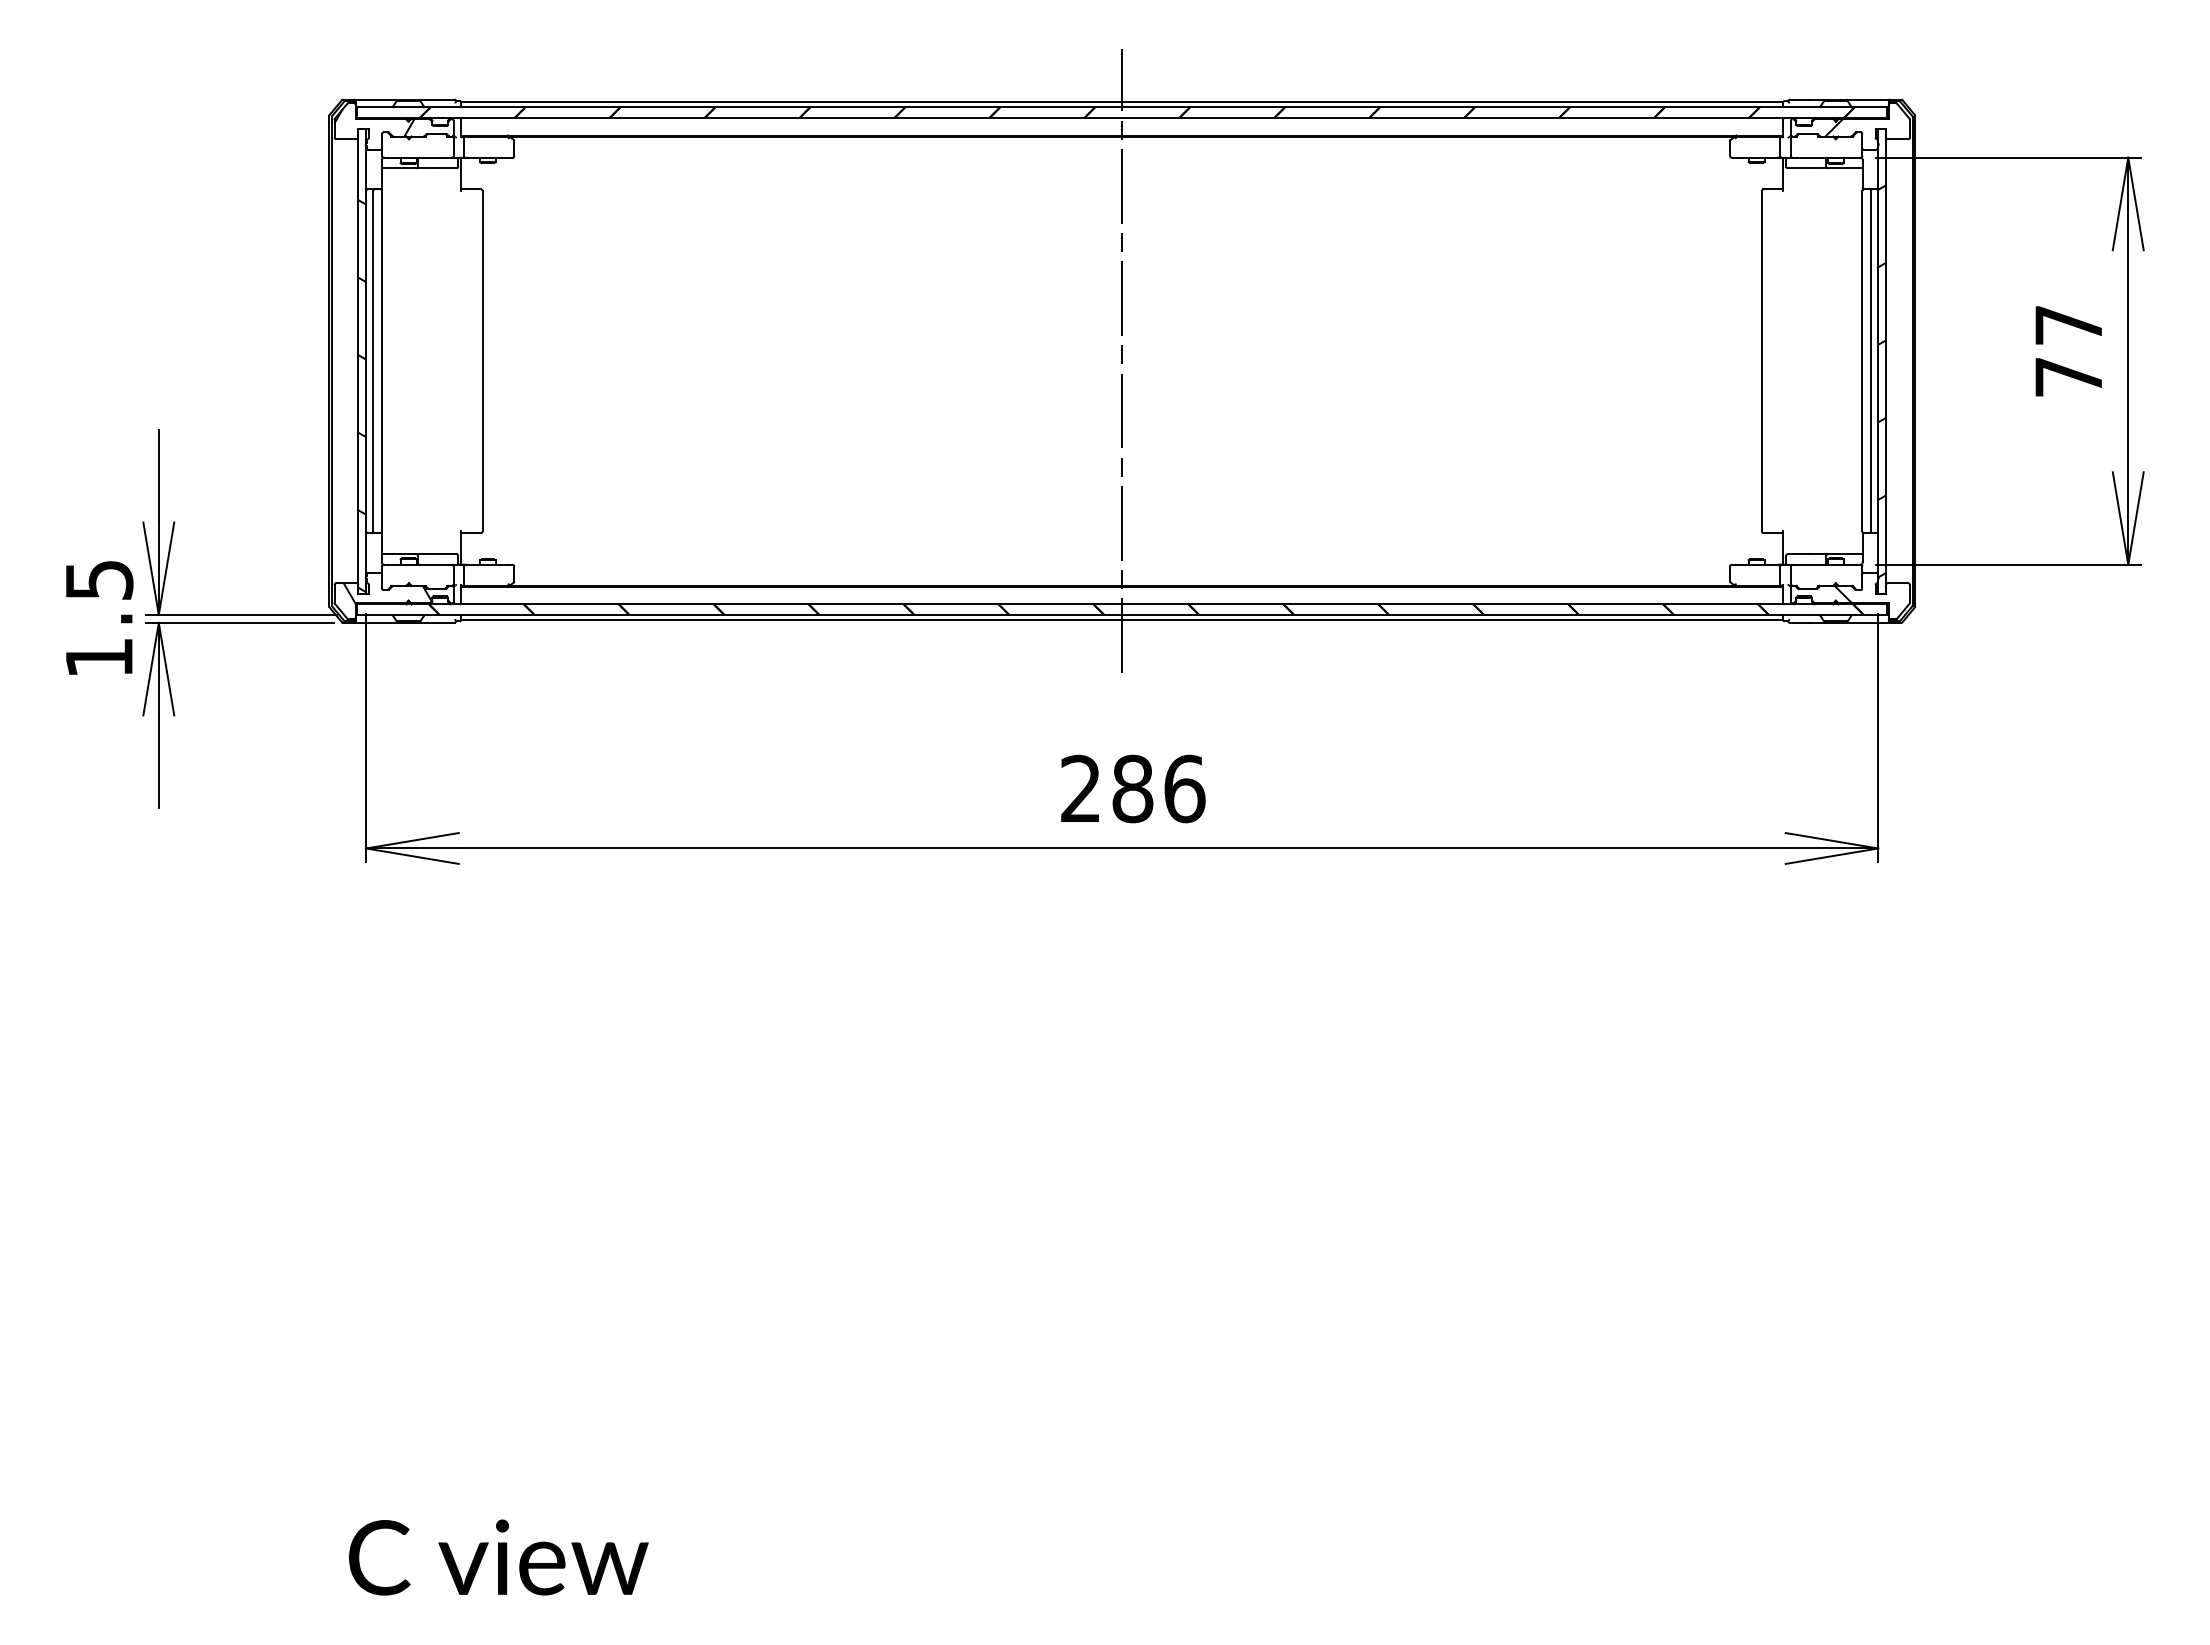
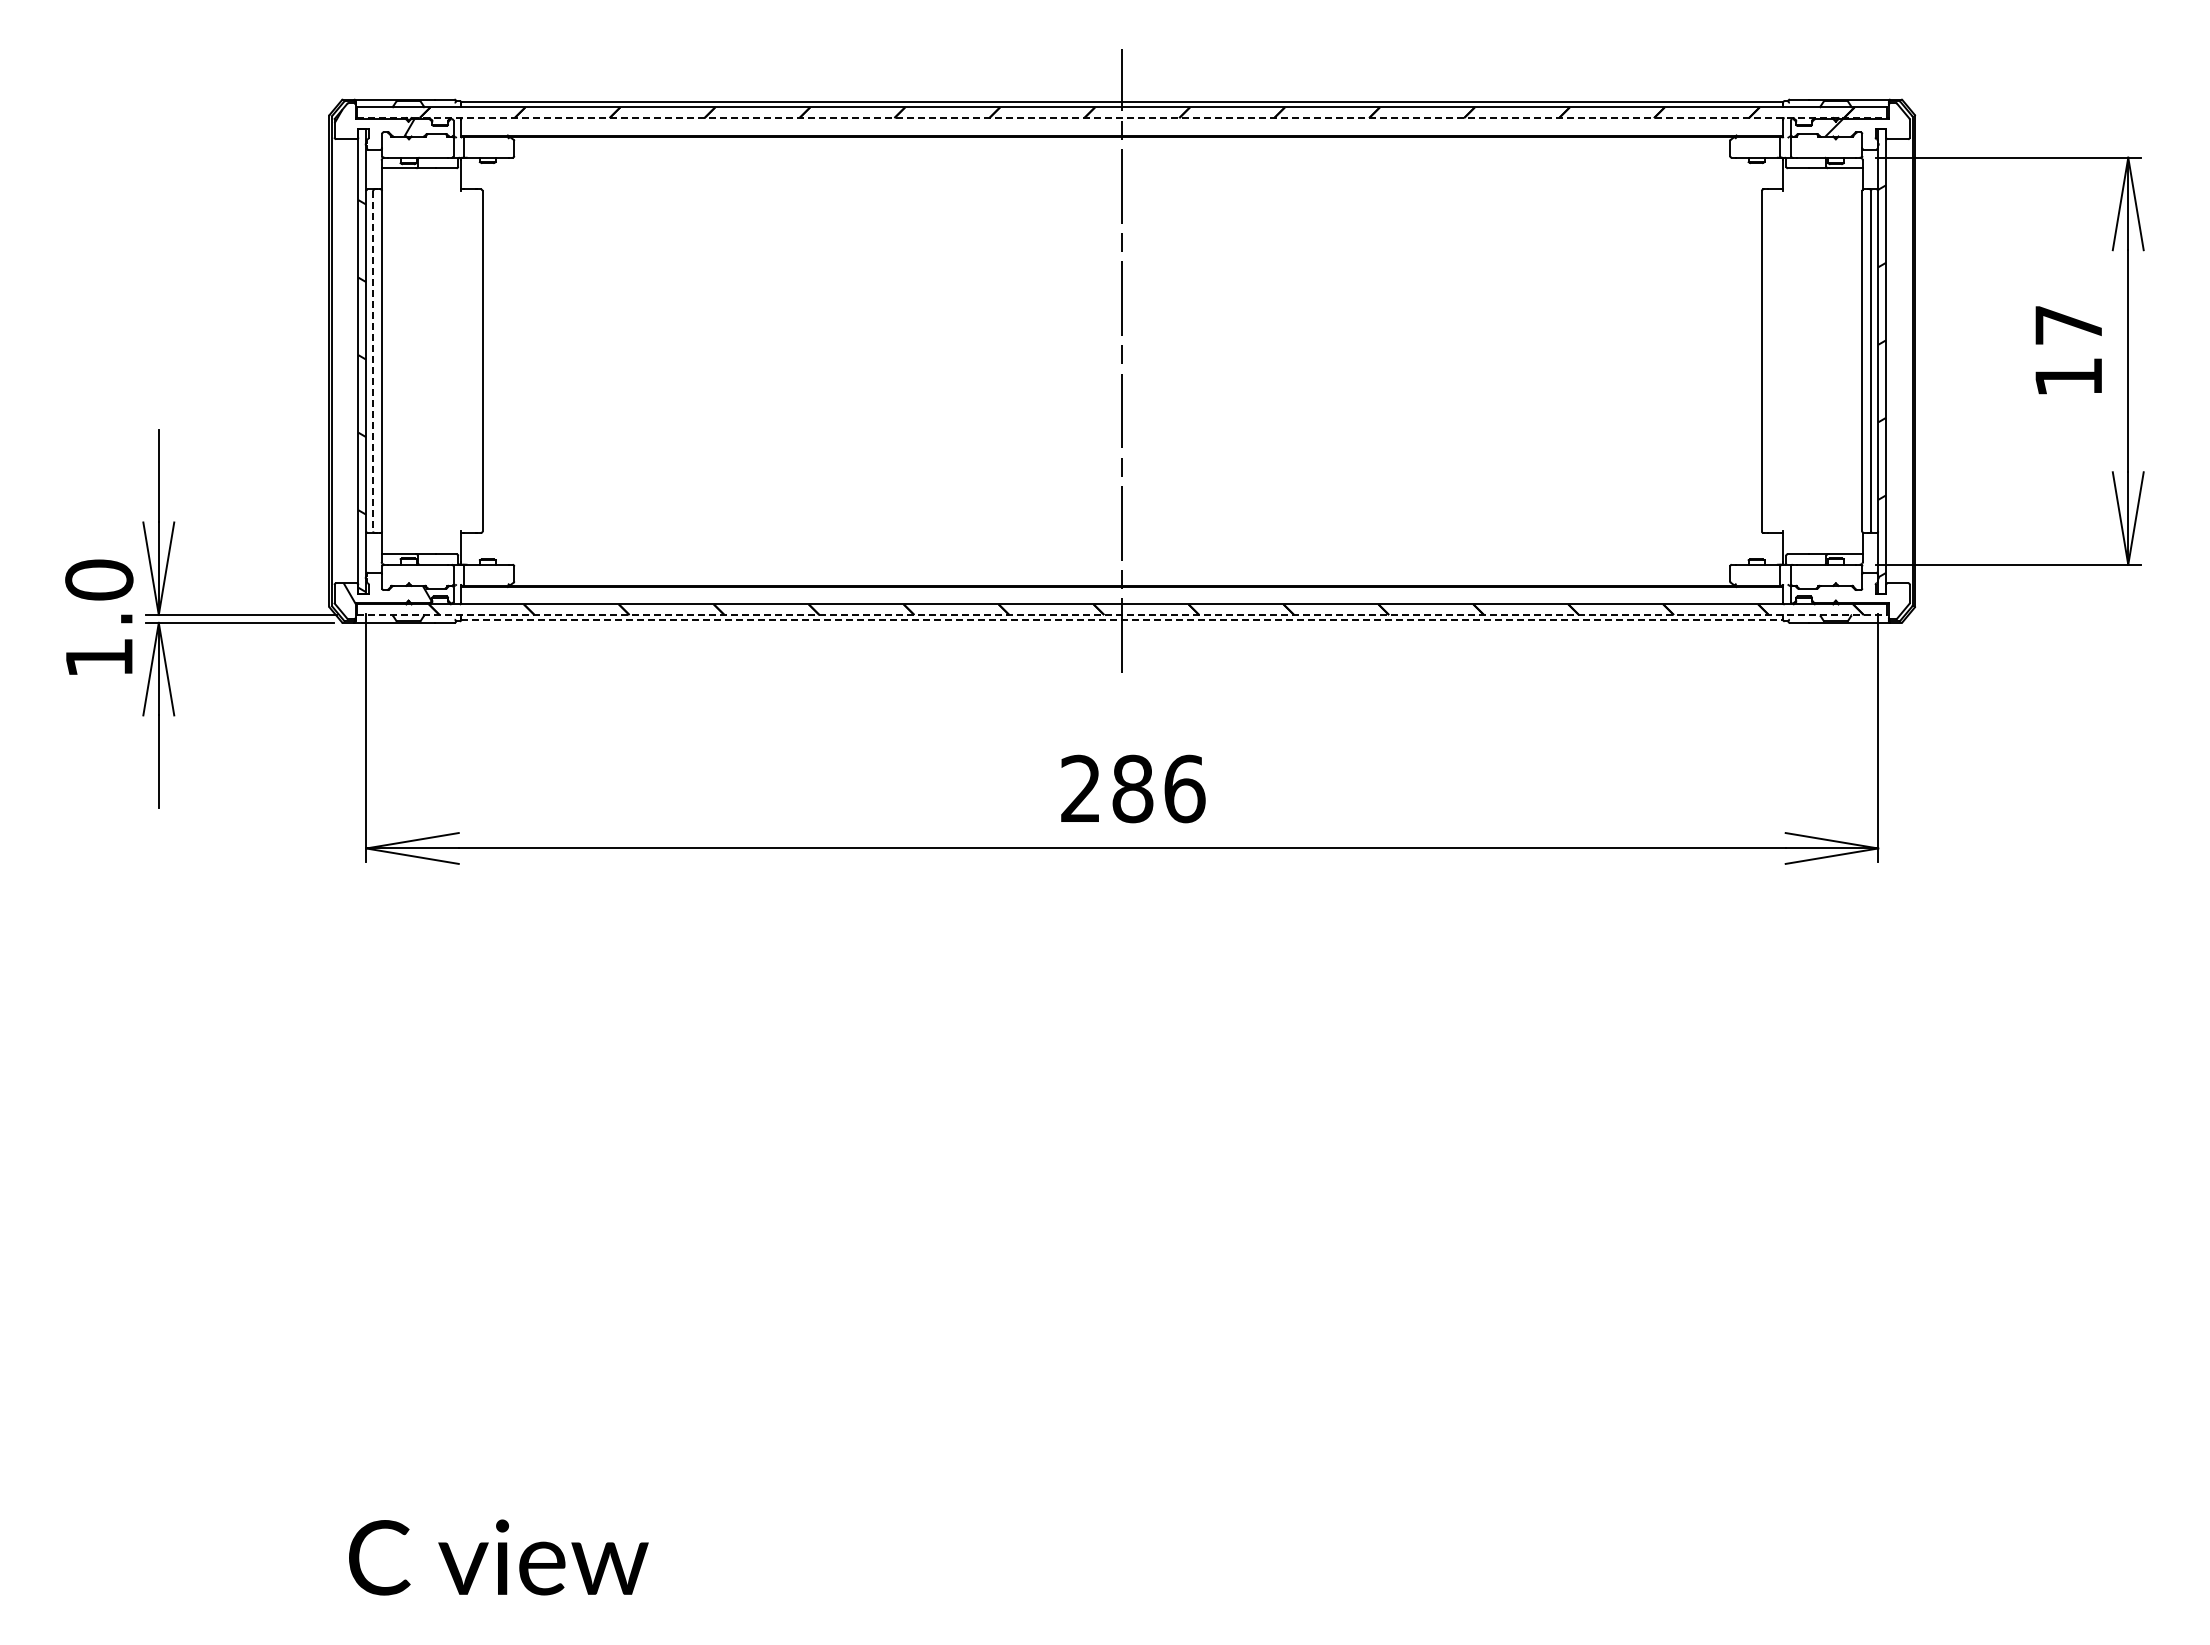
line: solid -> dashed (1122, 118)
line: solid -> dashed (373, 361)
text: 77 -> 17 (2068, 377)
text: 1.5 -> 1.0 (99, 579)
hatch: present -> none (1843, 594)
line: solid -> dashed (1122, 614)
line: solid -> dashed (1122, 620)
